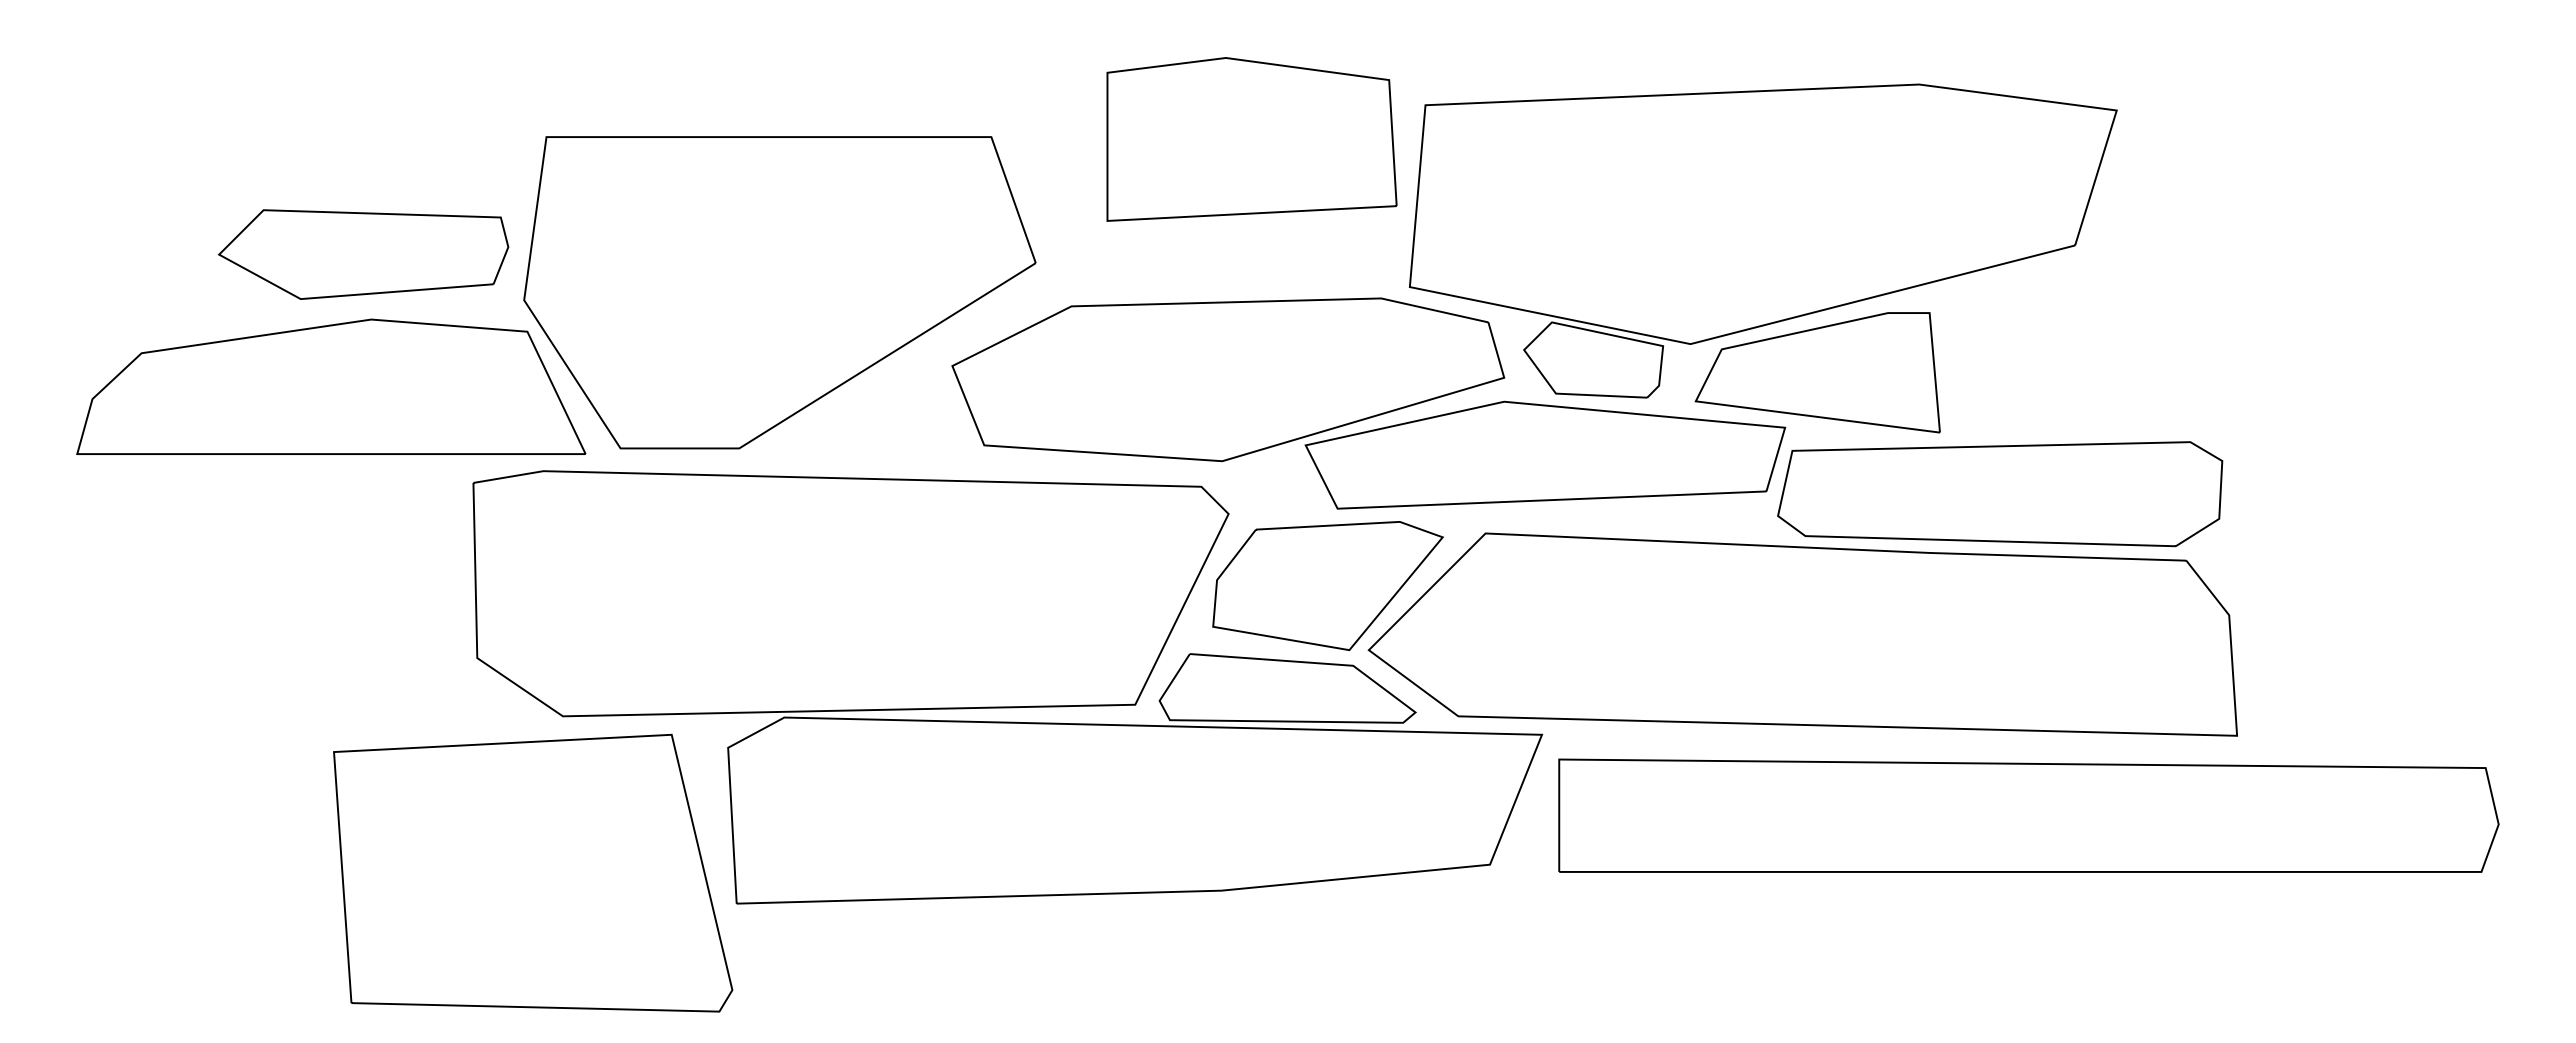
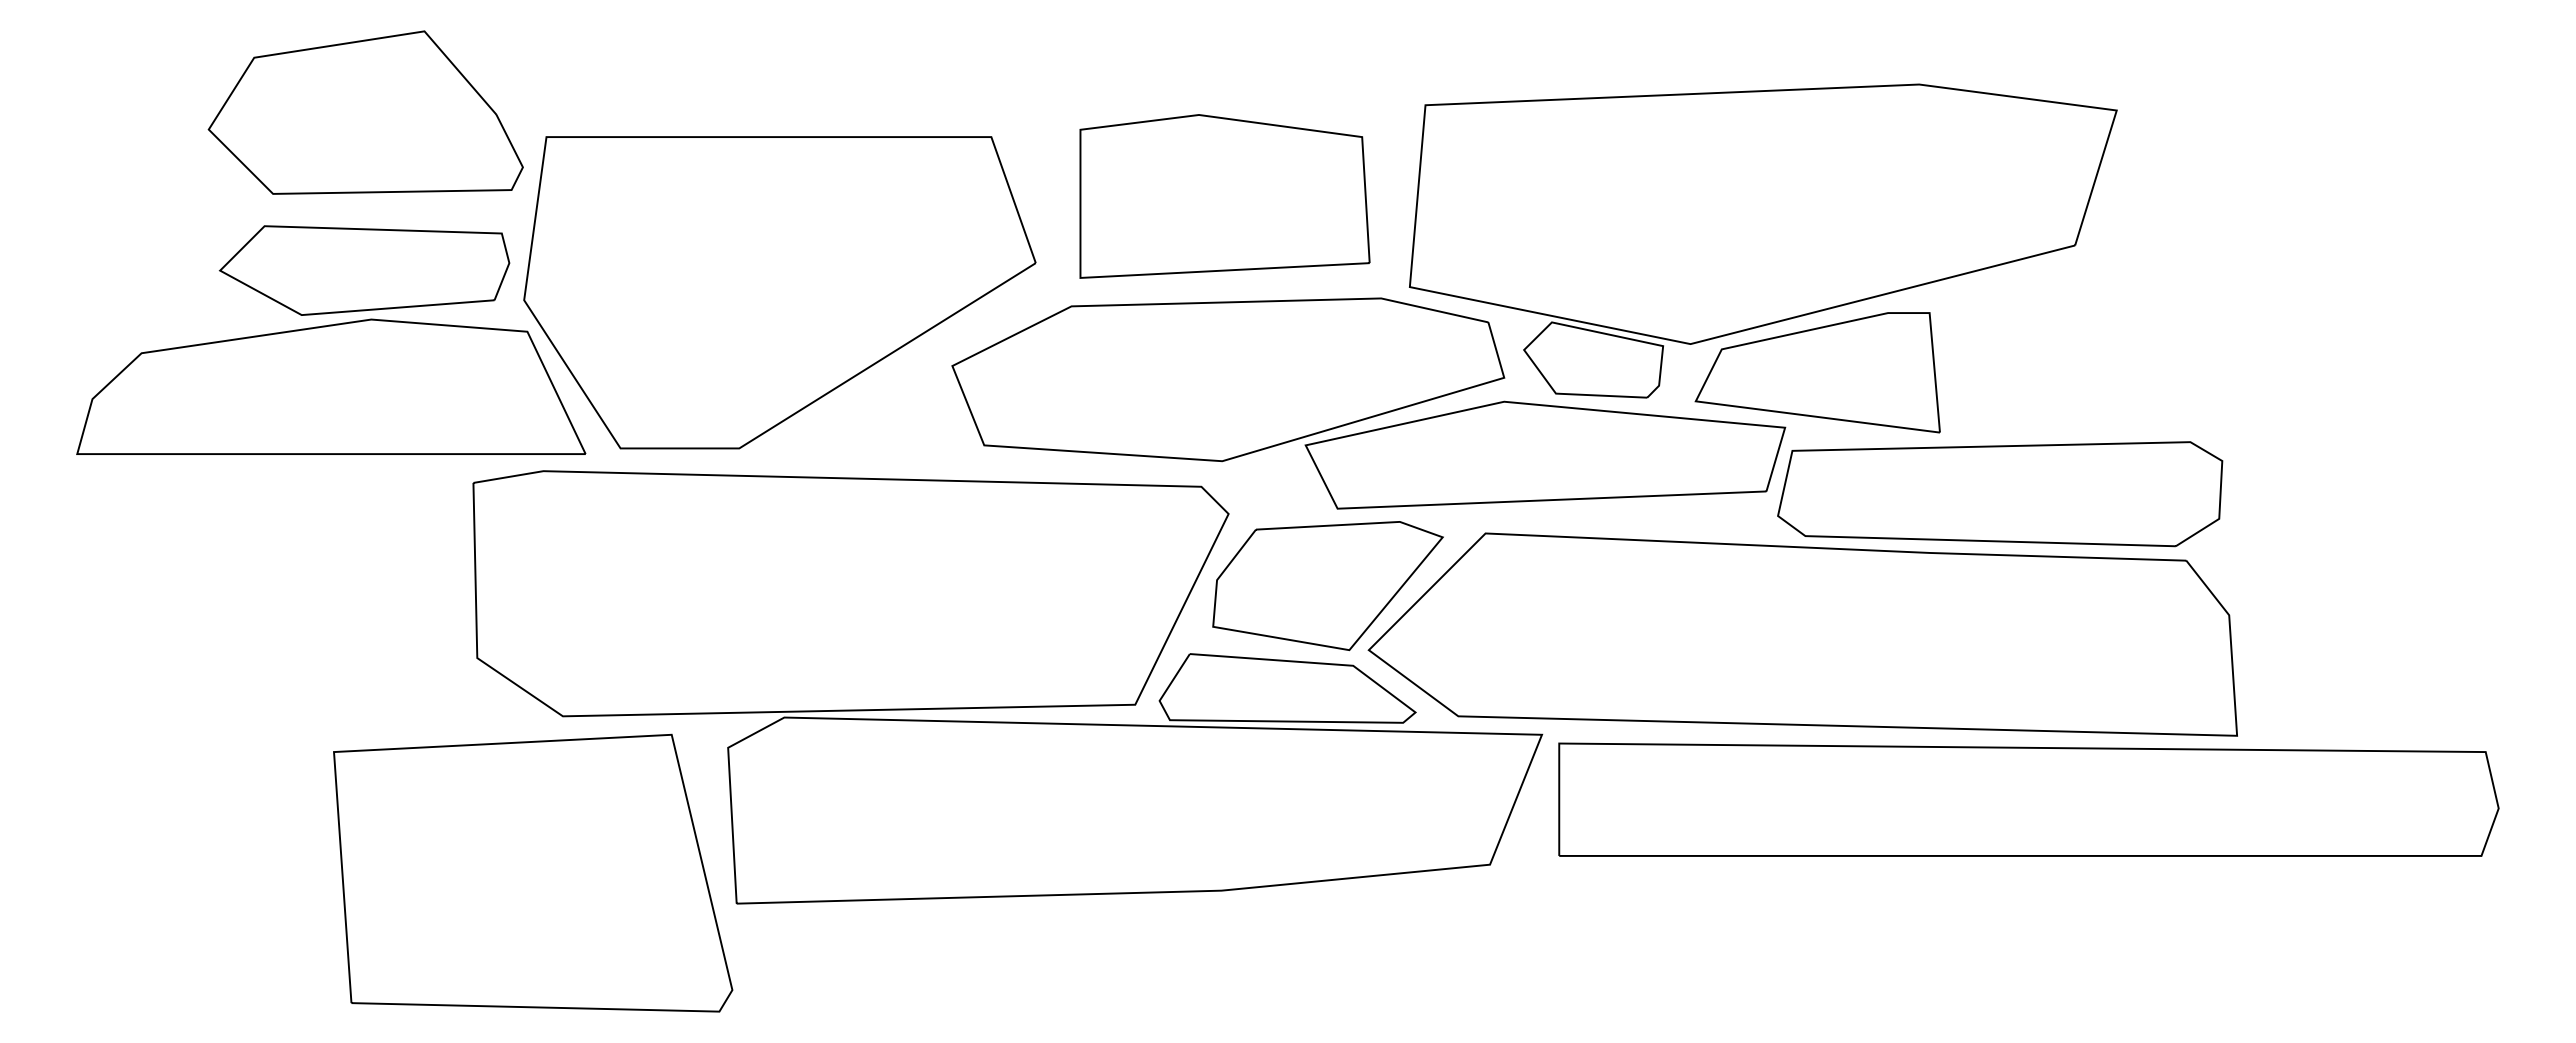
part: none -> present (365, 112)
part position: (1251, 139) -> (1224, 196) (1224, 196)
part position: (363, 254) -> (364, 270) (364, 270)
part position: (2028, 815) -> (2028, 799) (2028, 799)
